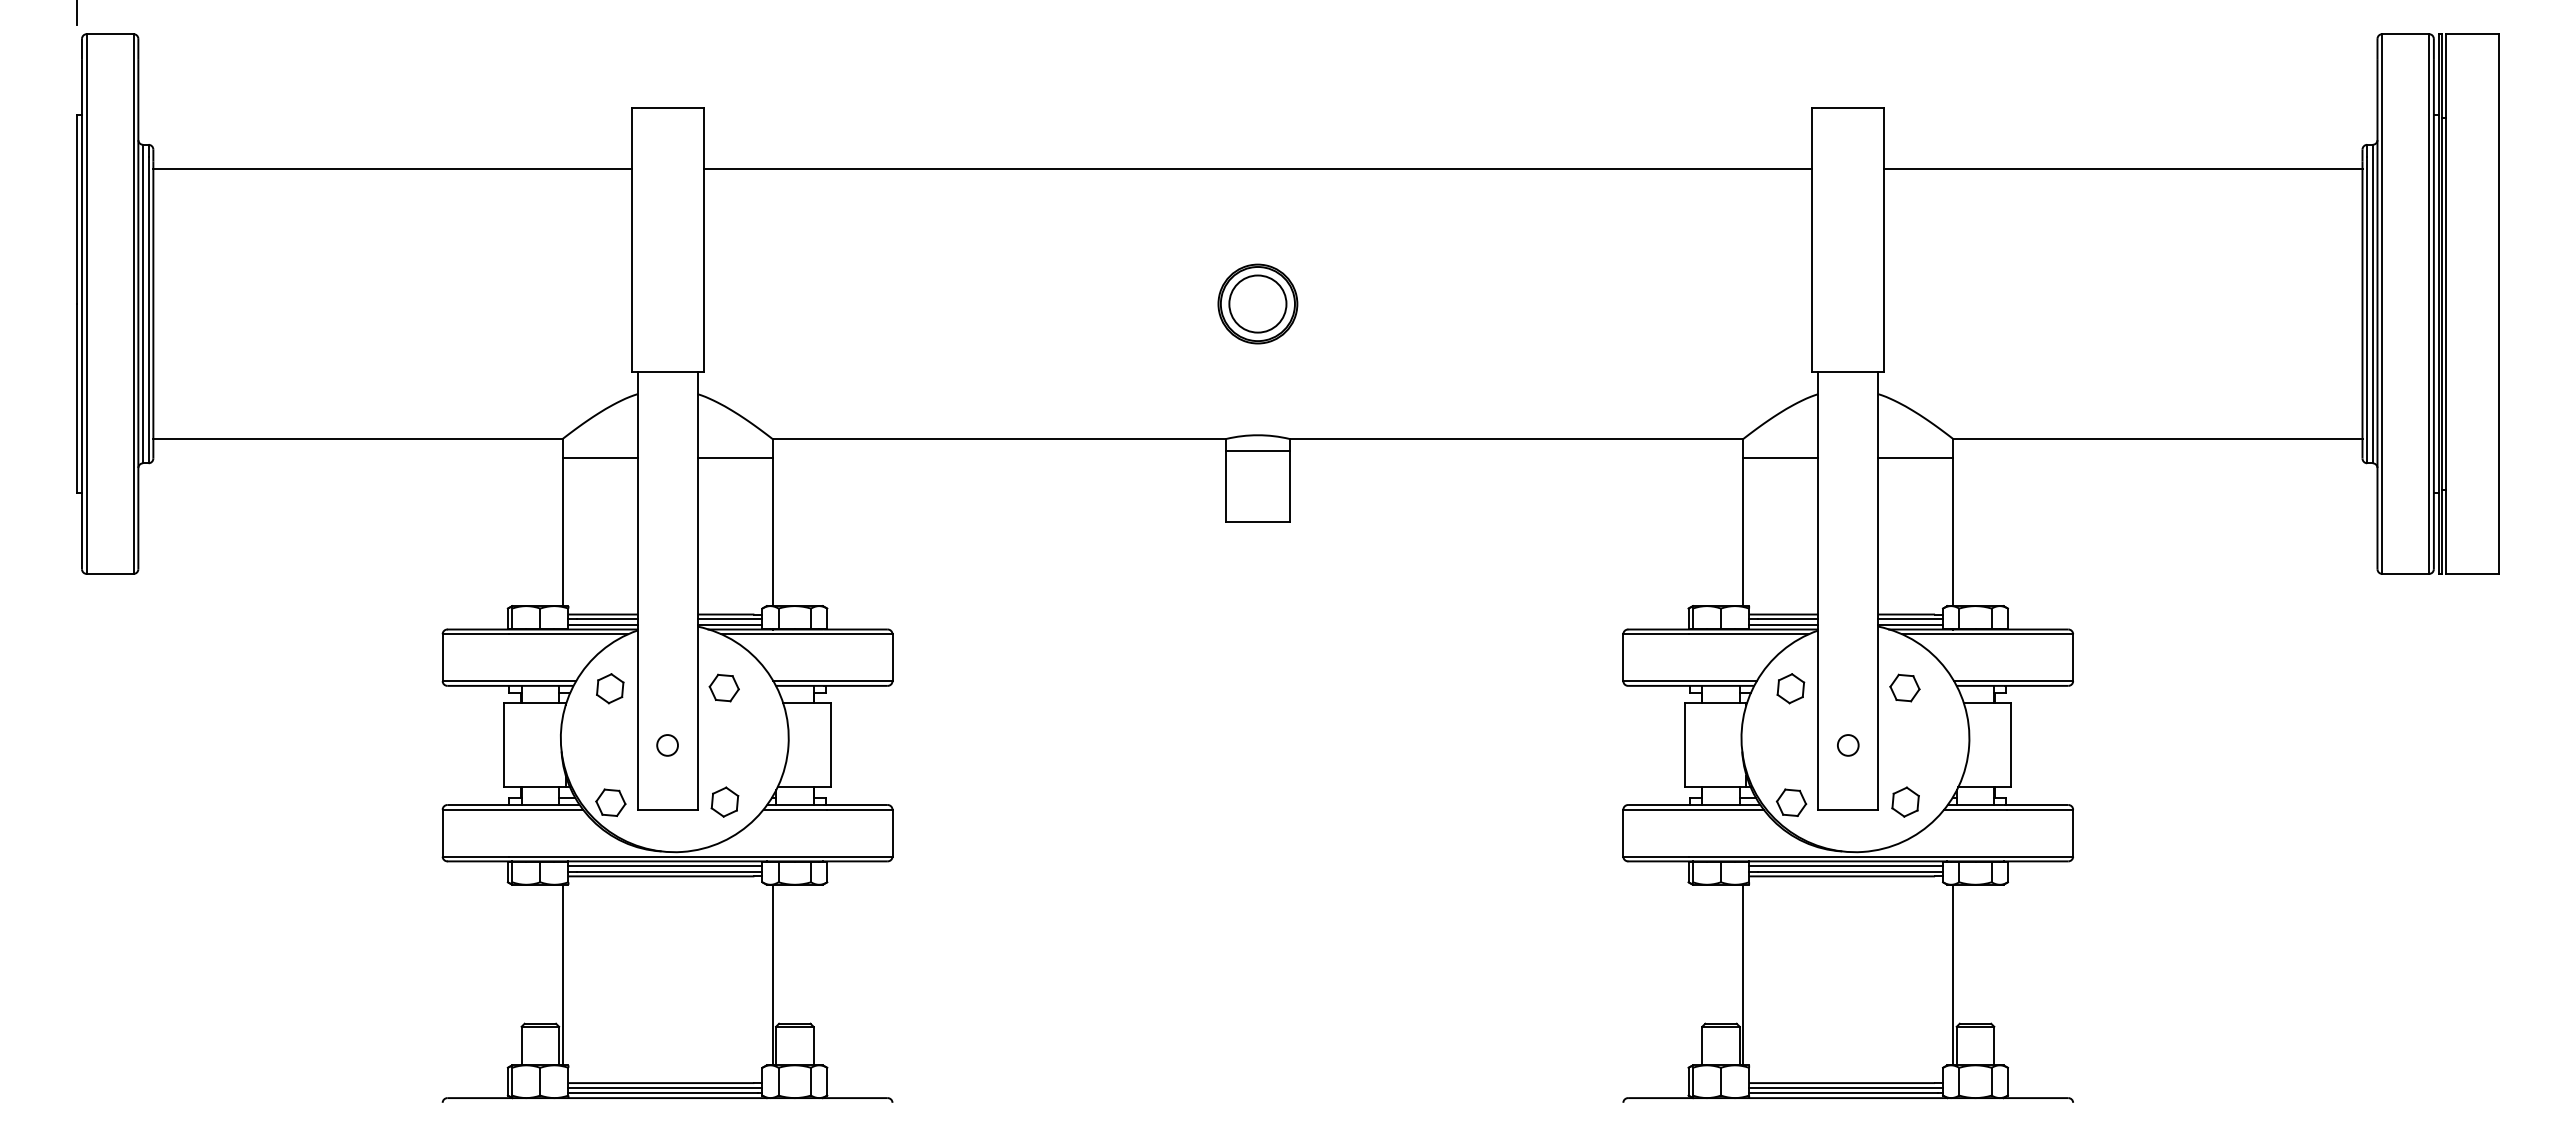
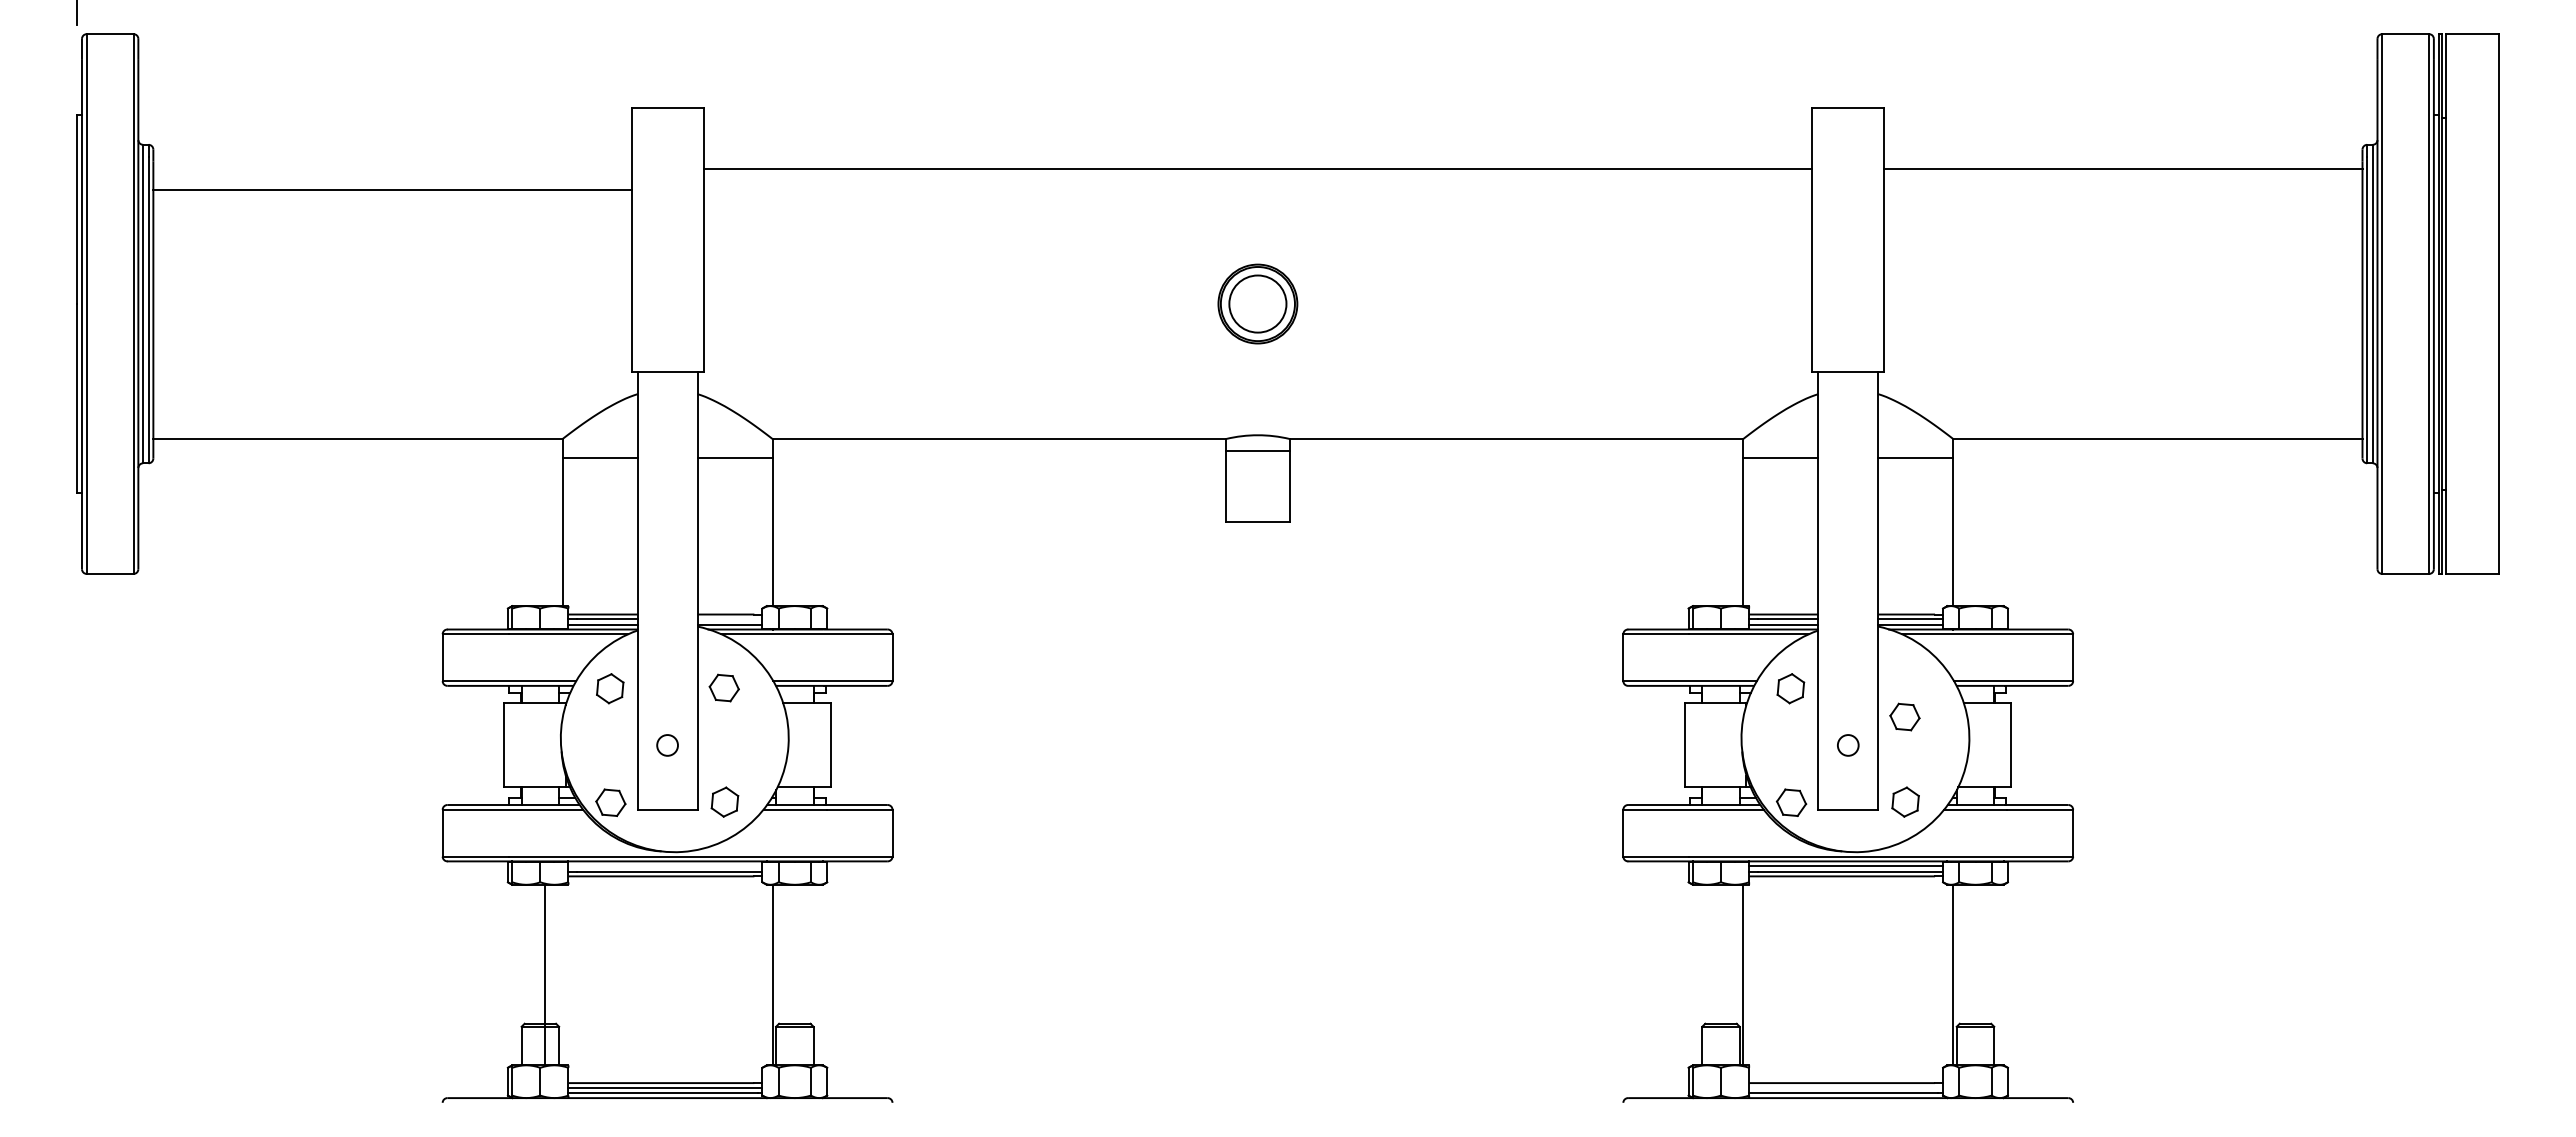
line position: (392, 169) -> (392, 190) (392, 190)
line: present -> none (729, 619)
part position: (1904, 687) -> (1904, 716) (1904, 716)
line: present -> none (665, 866)
line position: (562, 974) -> (544, 974) (544, 974)
line: present -> none (1846, 1087)
